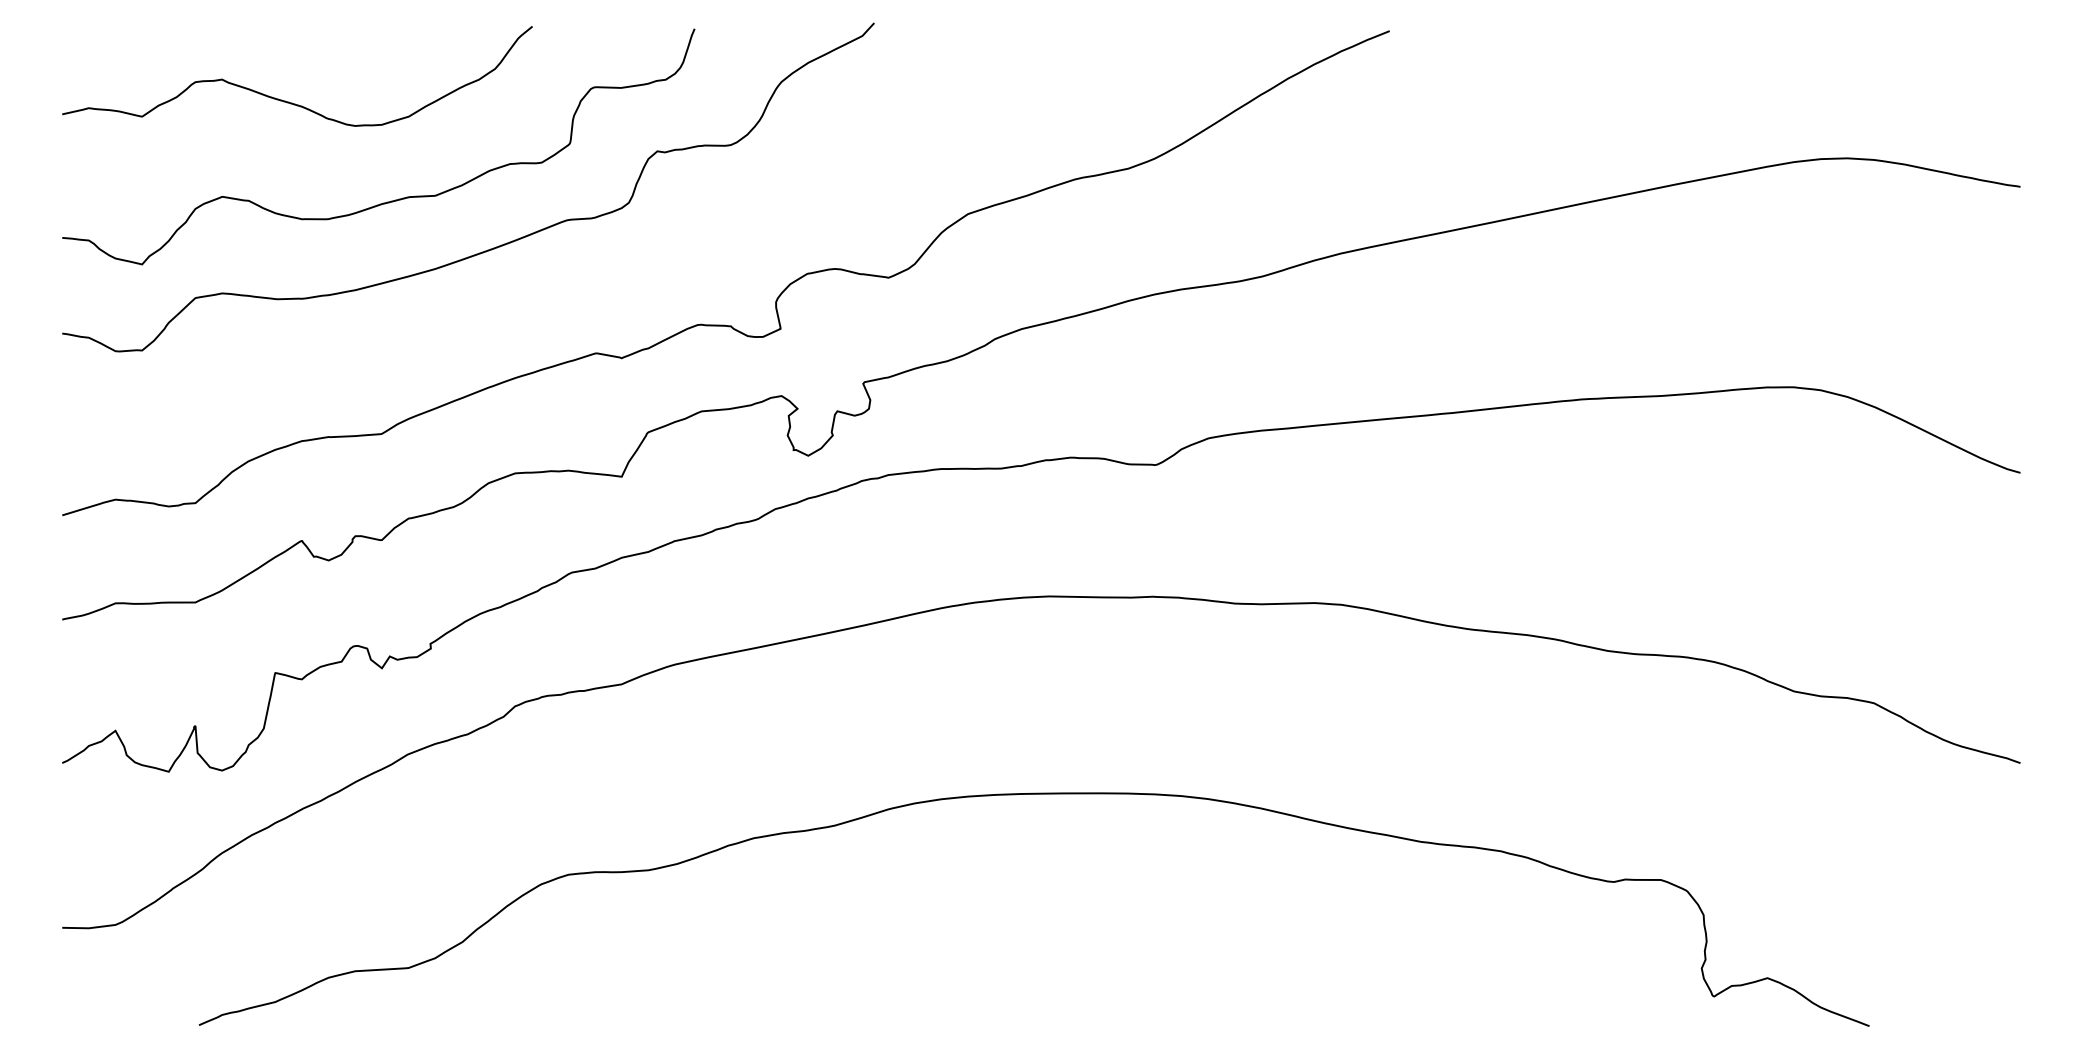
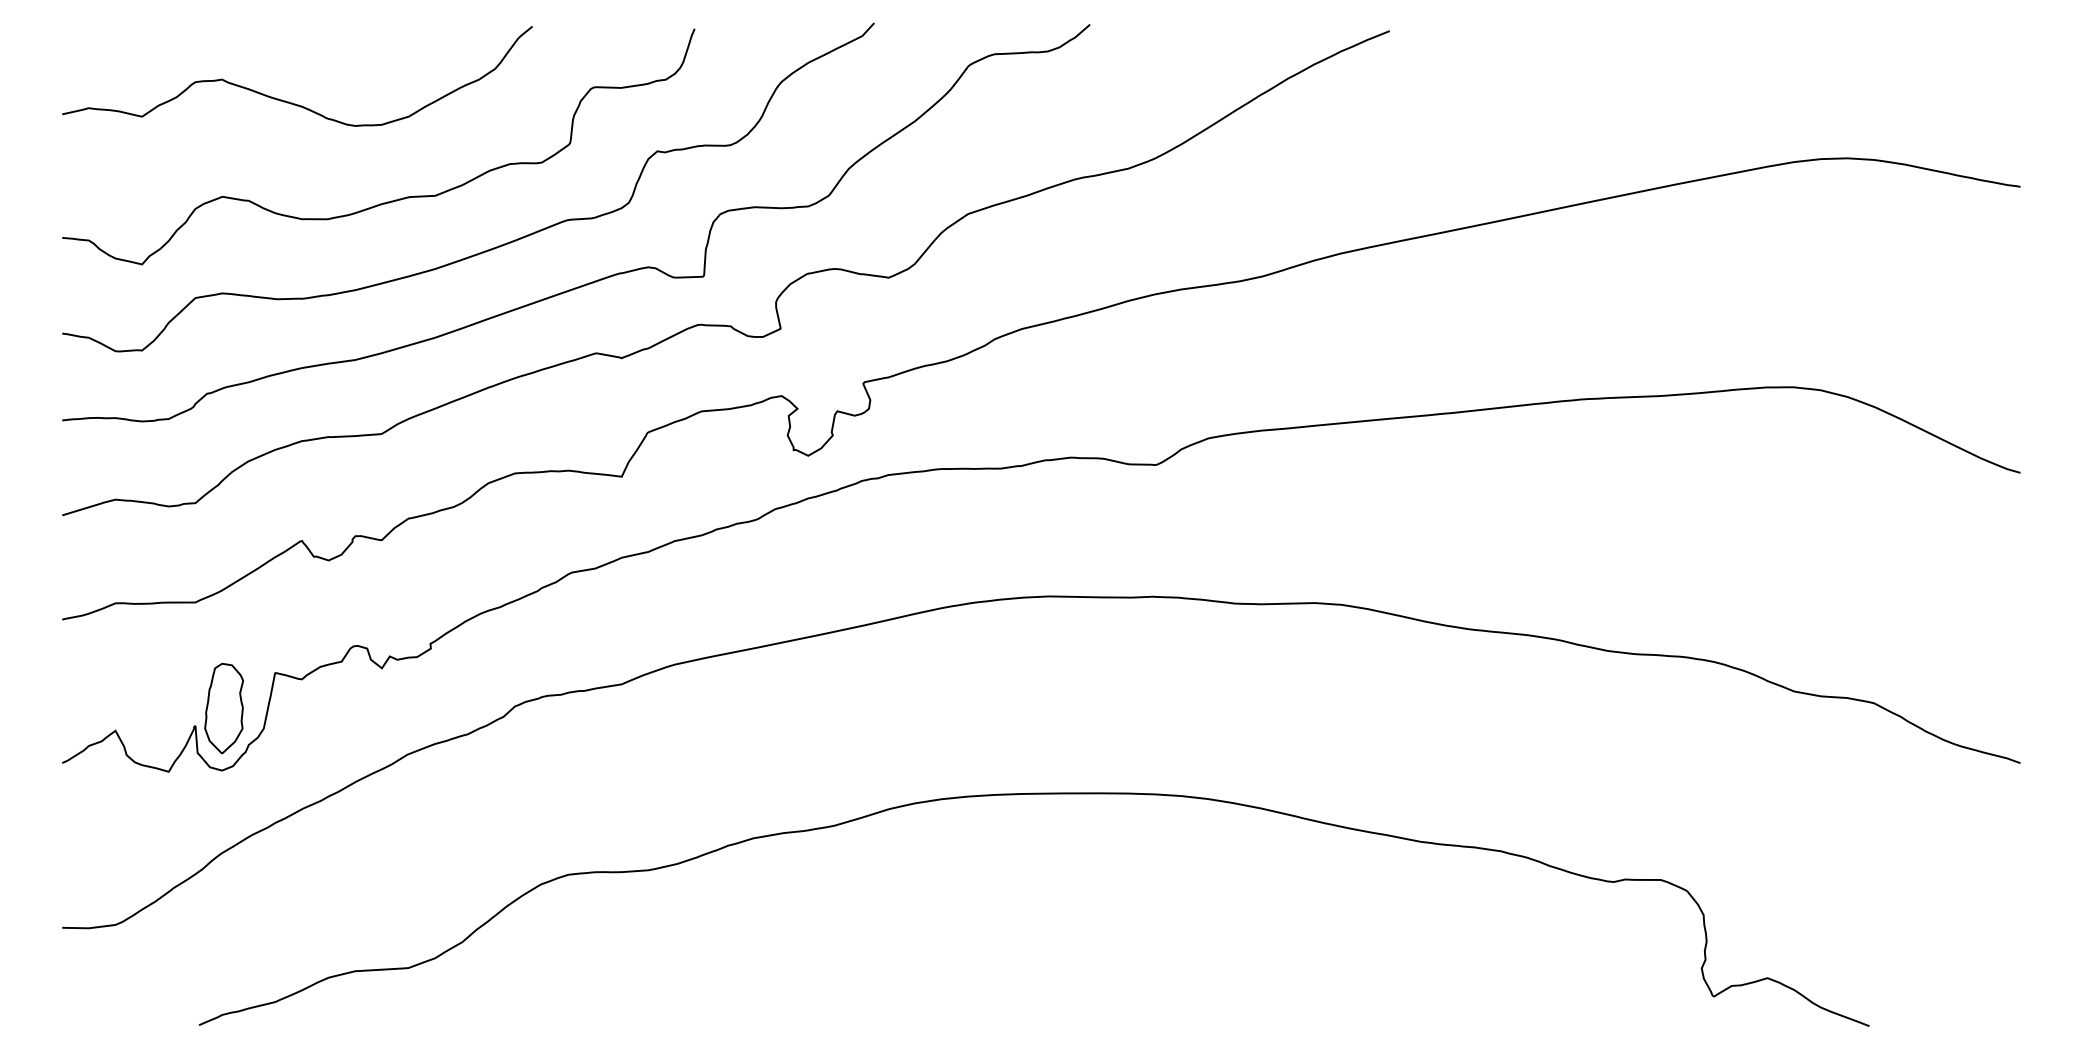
curve: none -> present (594, 280)
part: none -> present (223, 708)
